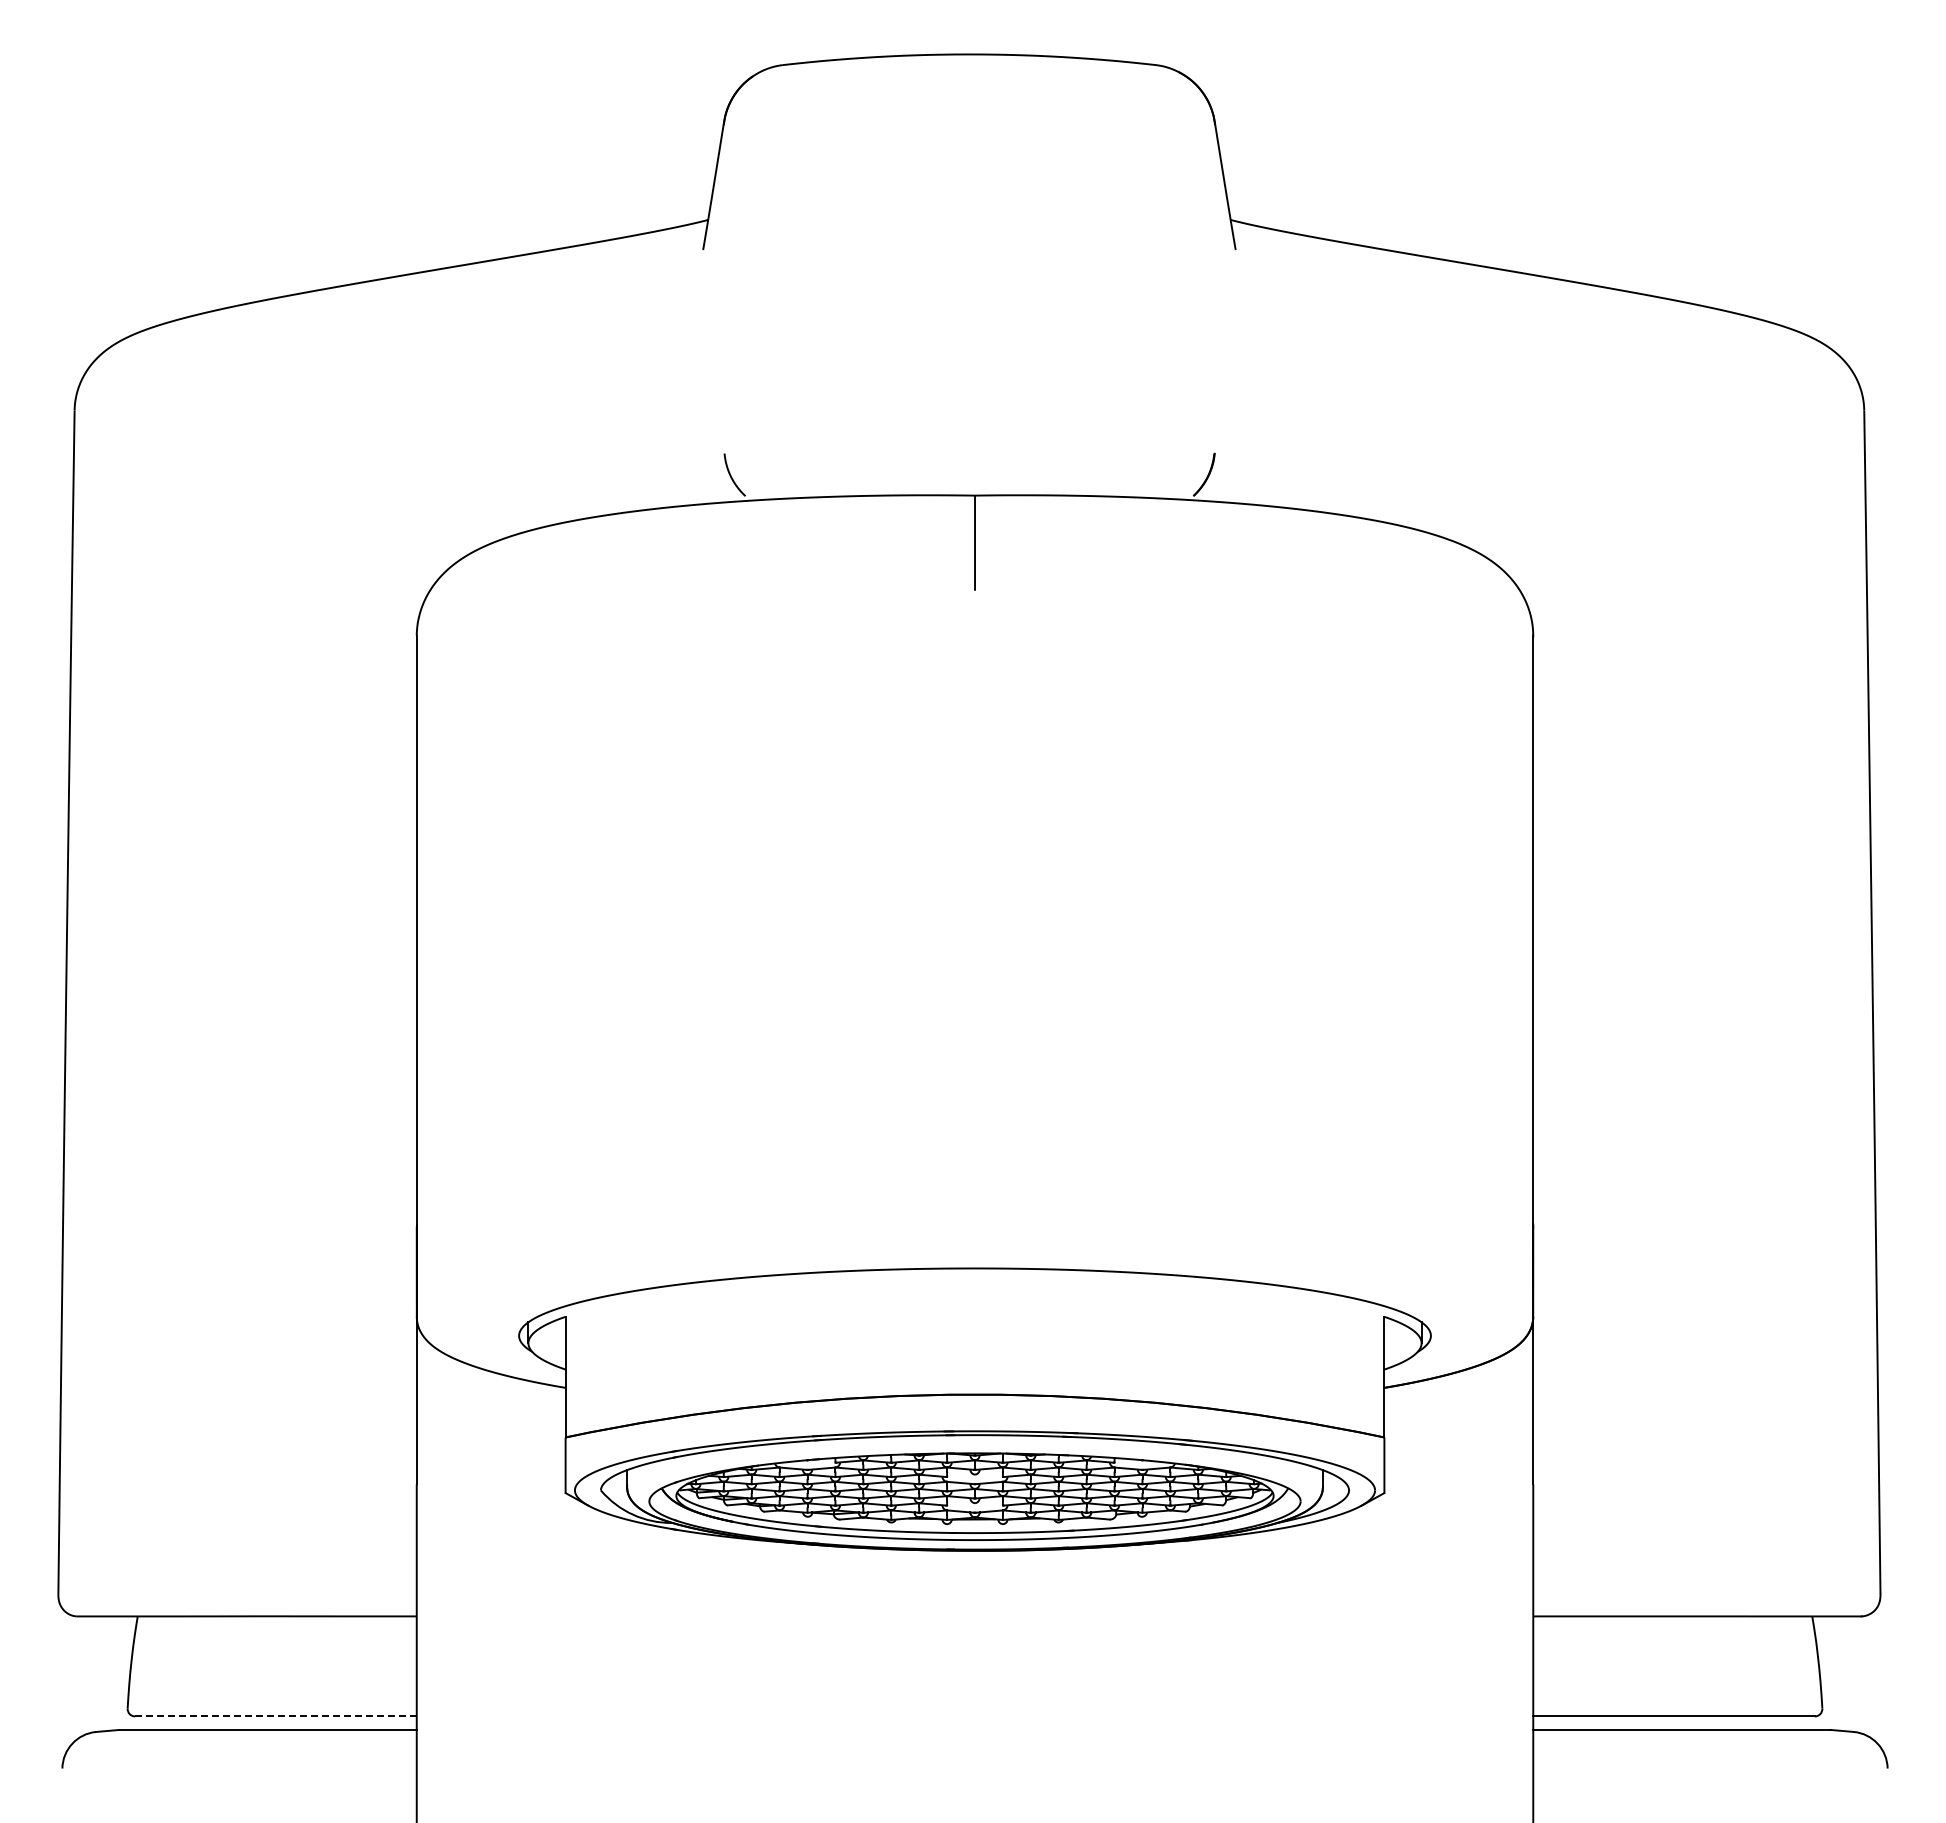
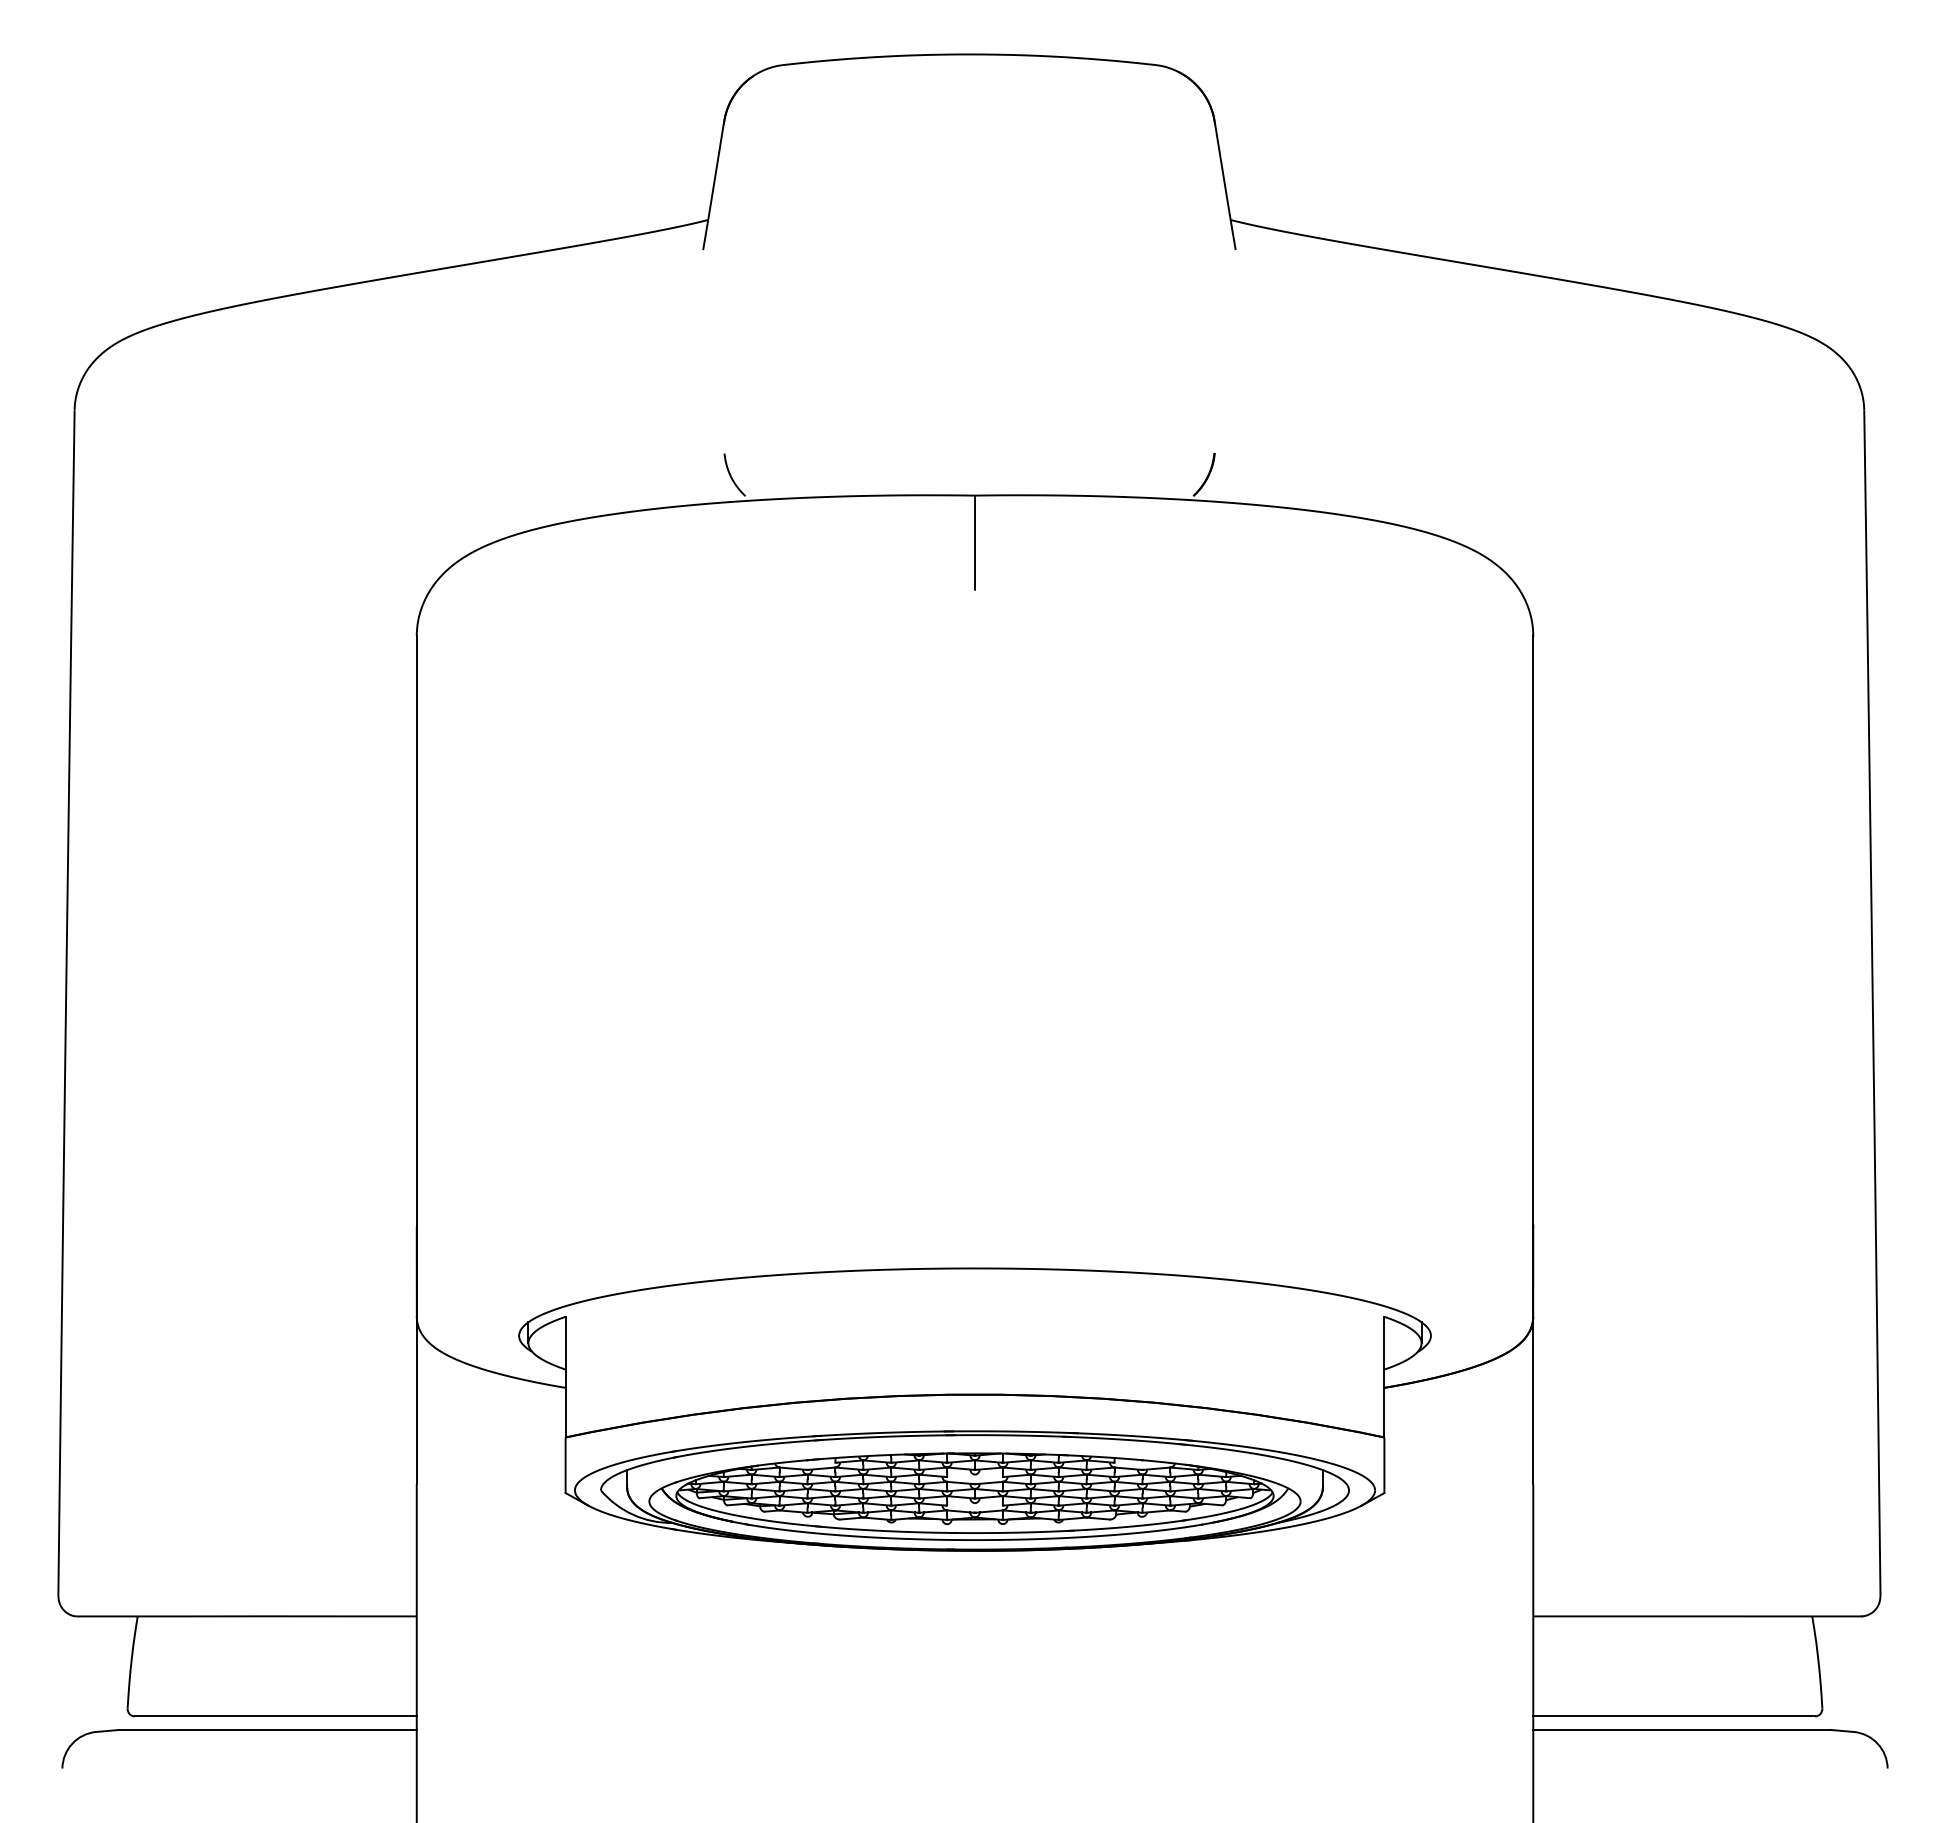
line: dashed -> solid (275, 1716)
